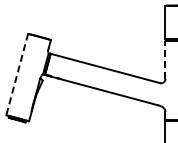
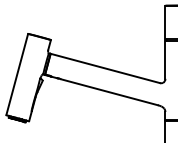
line: dashed -> solid (165, 60)
line: dashed -> solid (17, 74)
